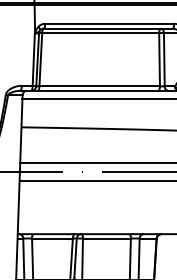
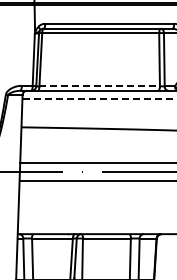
line: solid -> dashed (100, 86)
line: solid -> dashed (99, 98)
